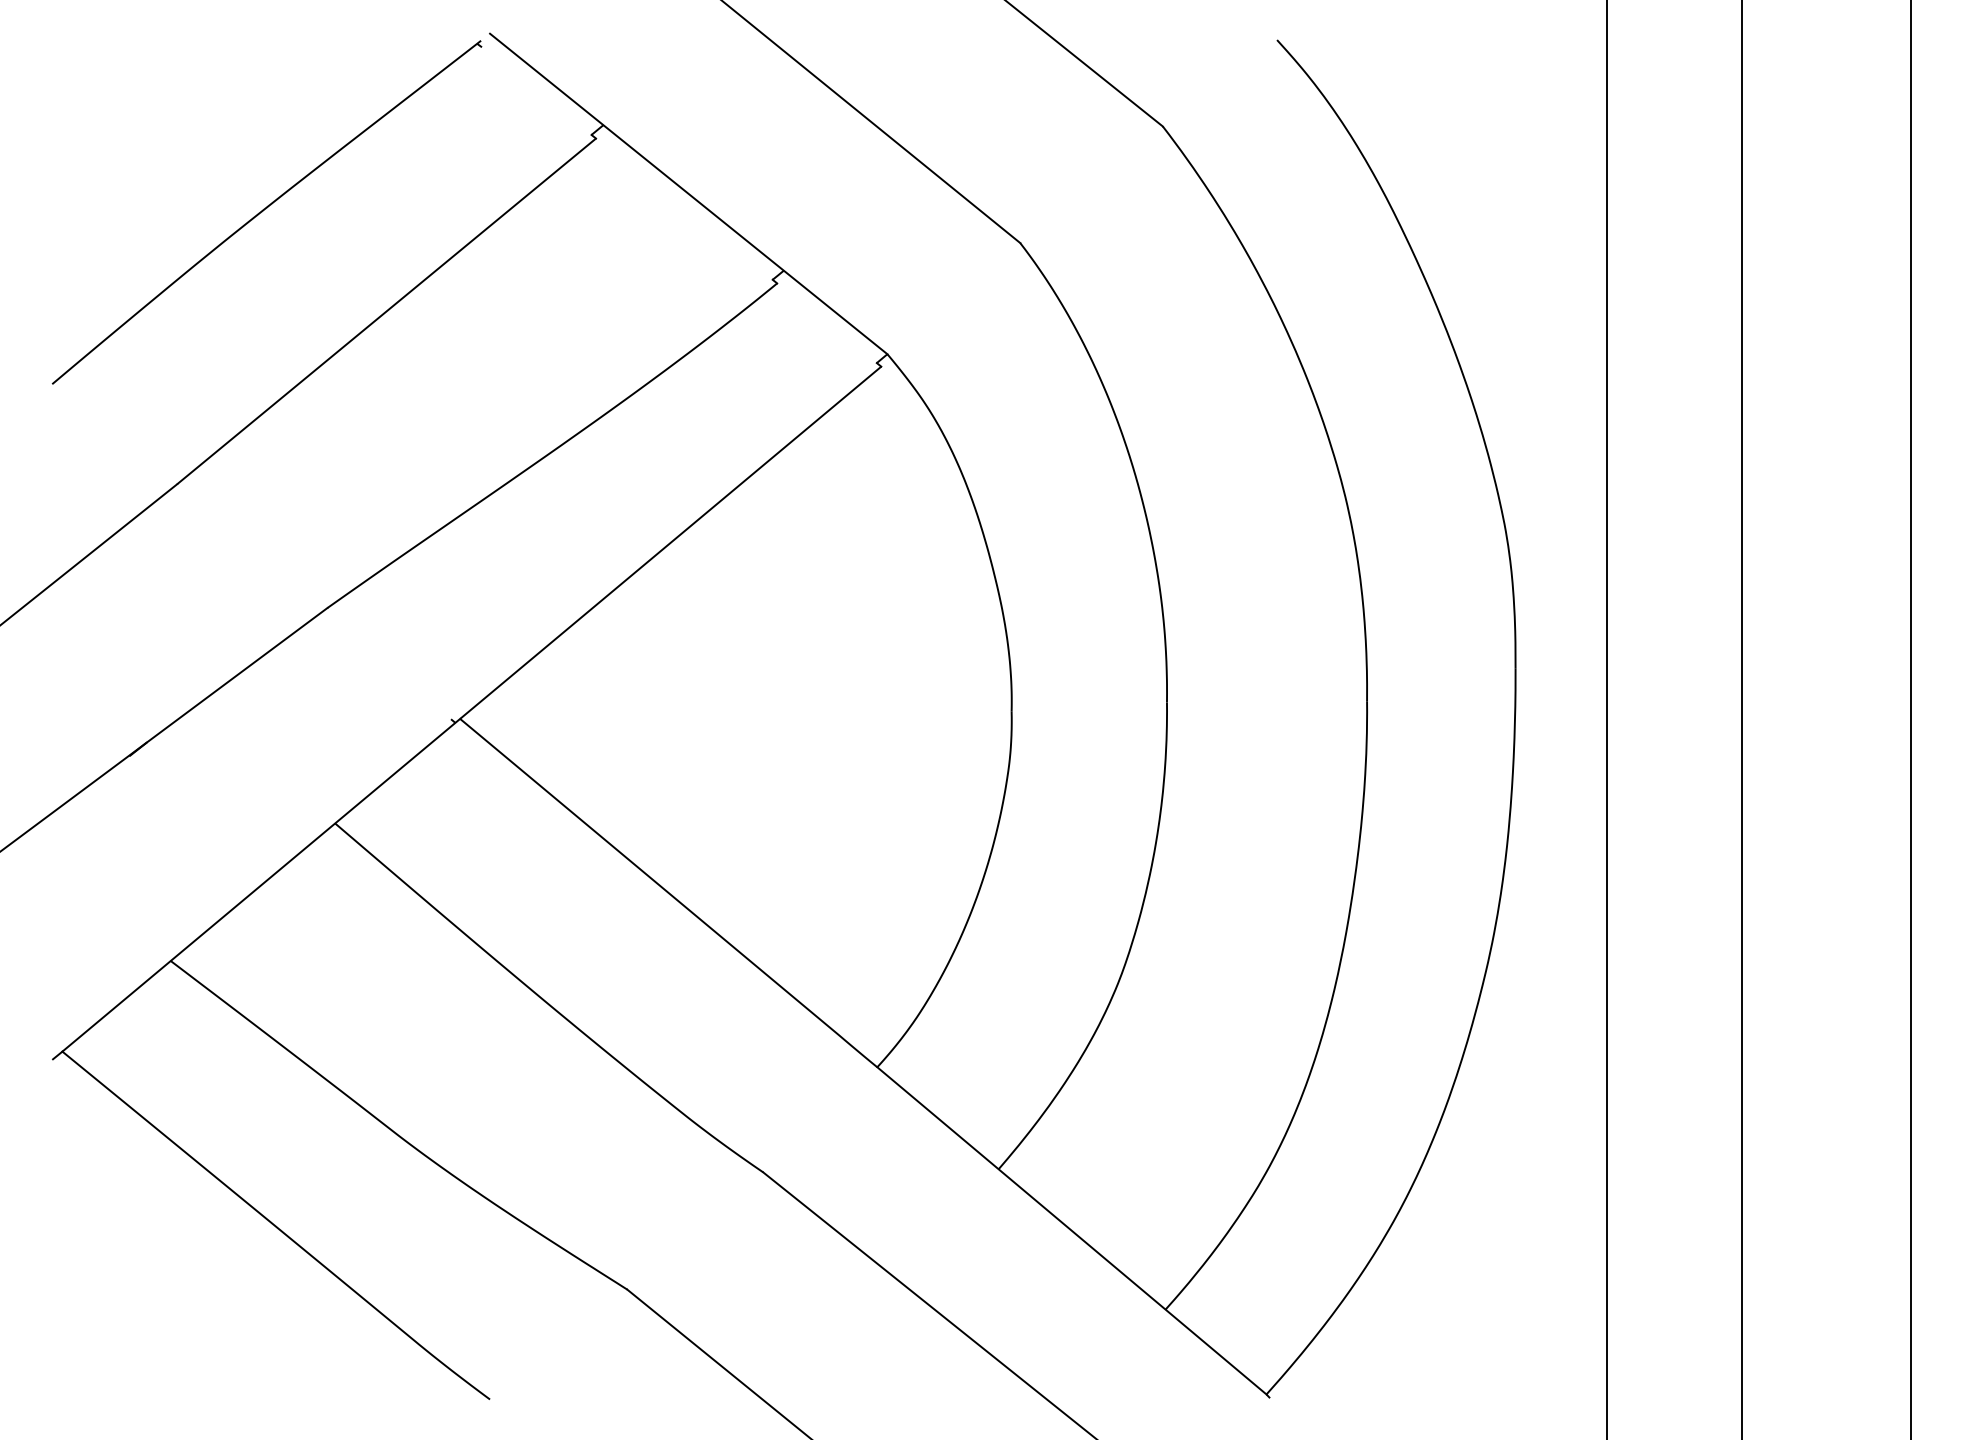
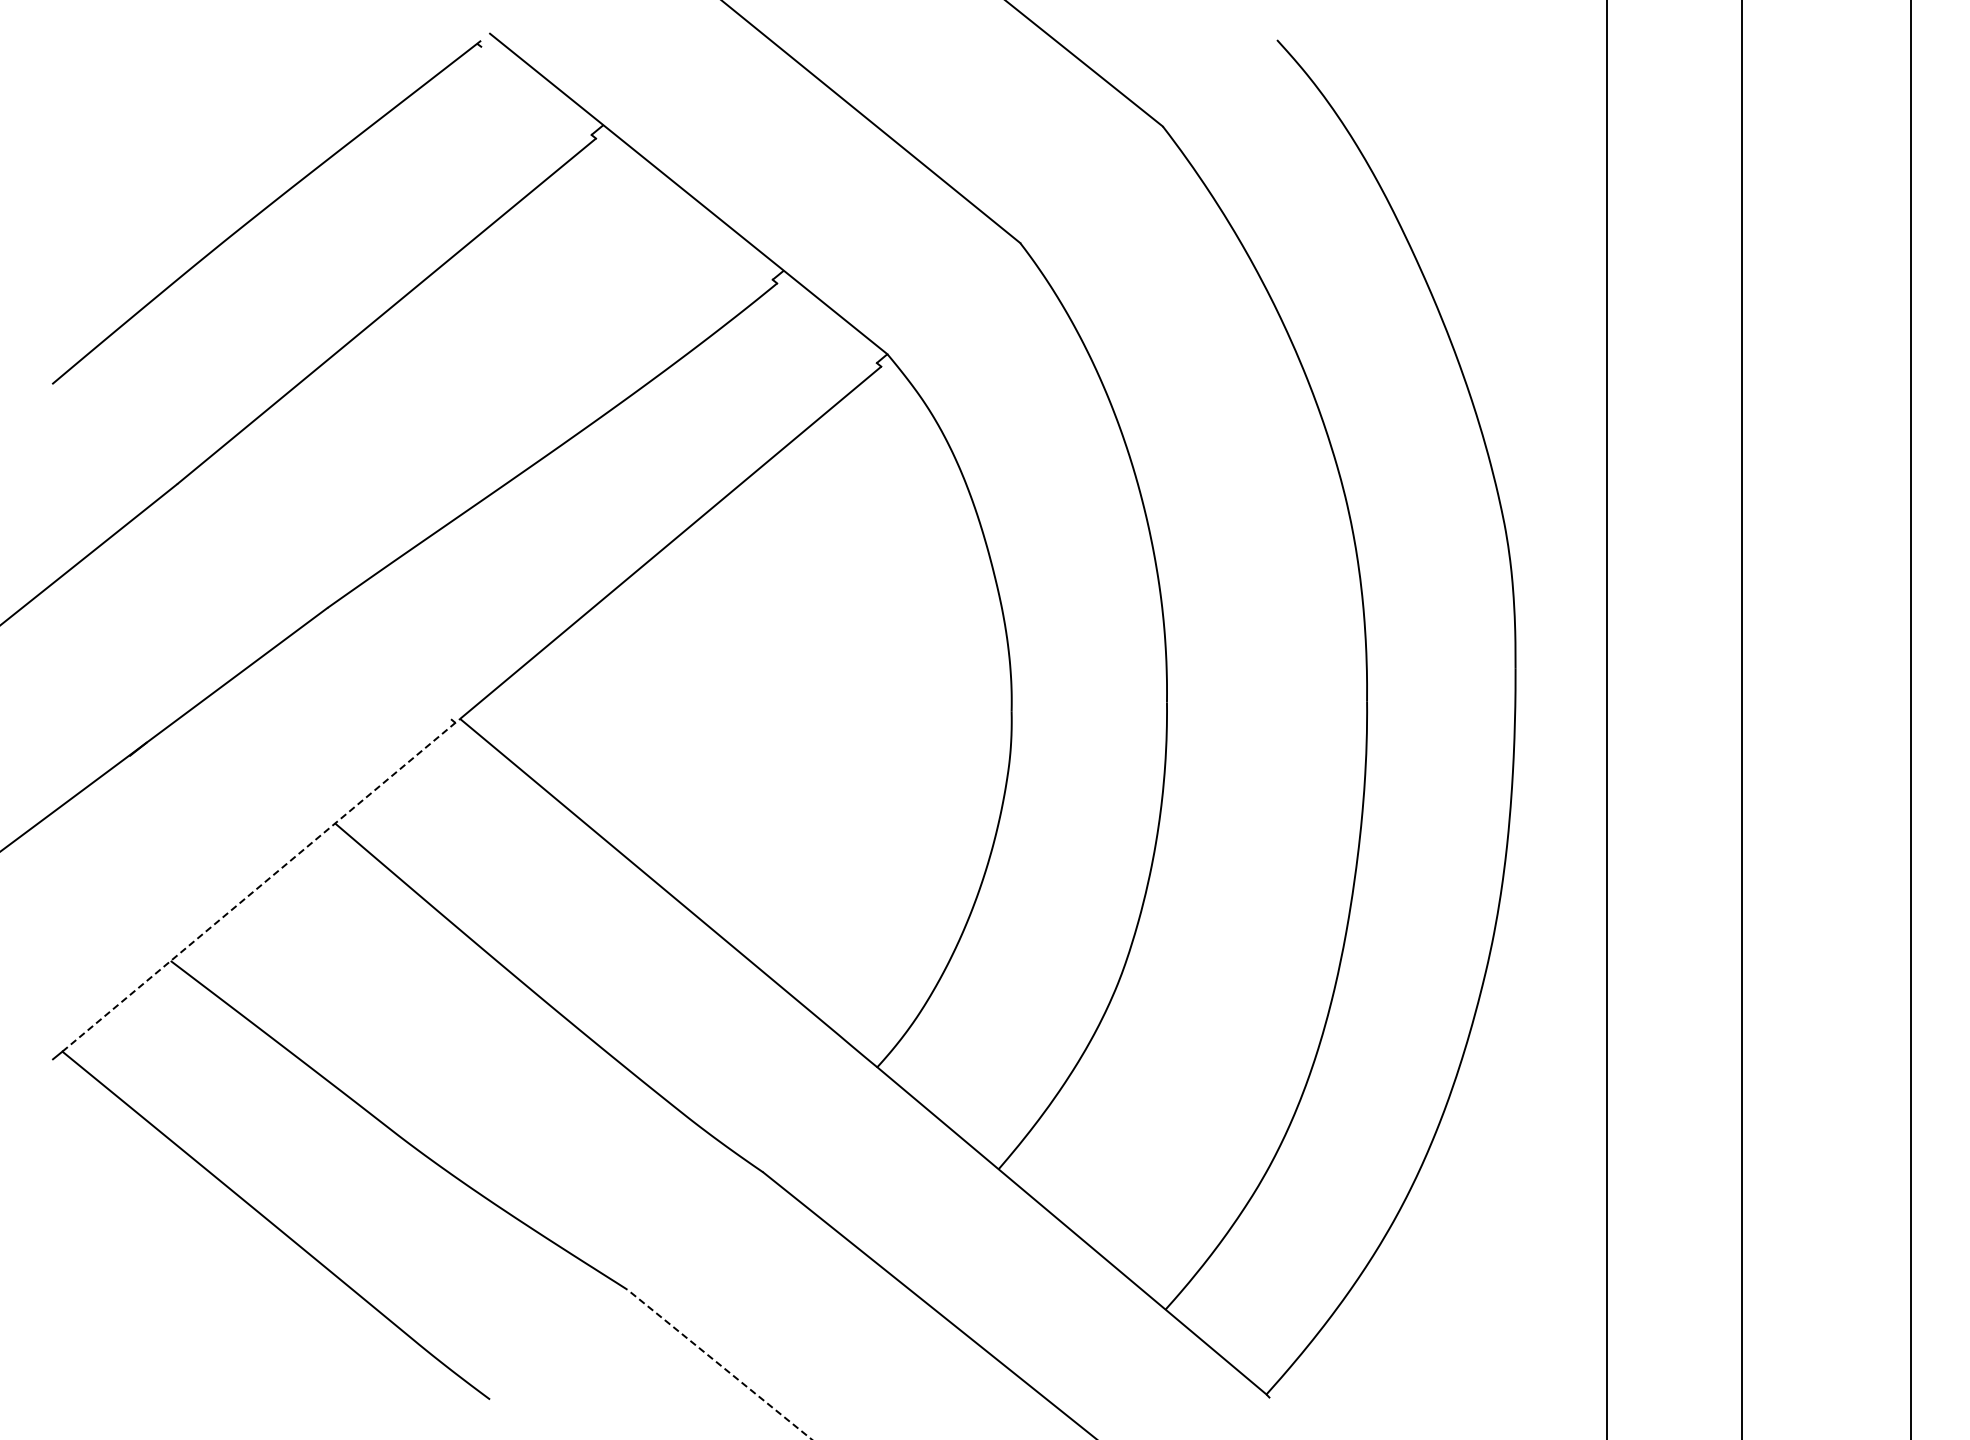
line: solid -> dashed (261, 884)
line: solid -> dashed (719, 1364)
